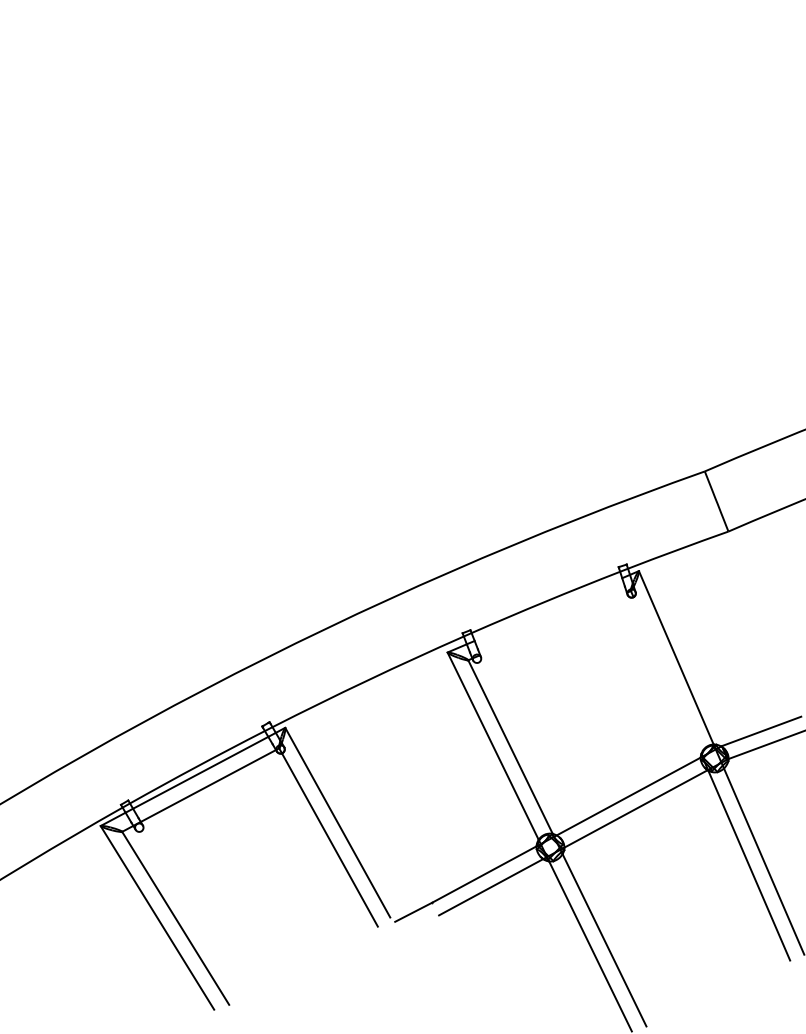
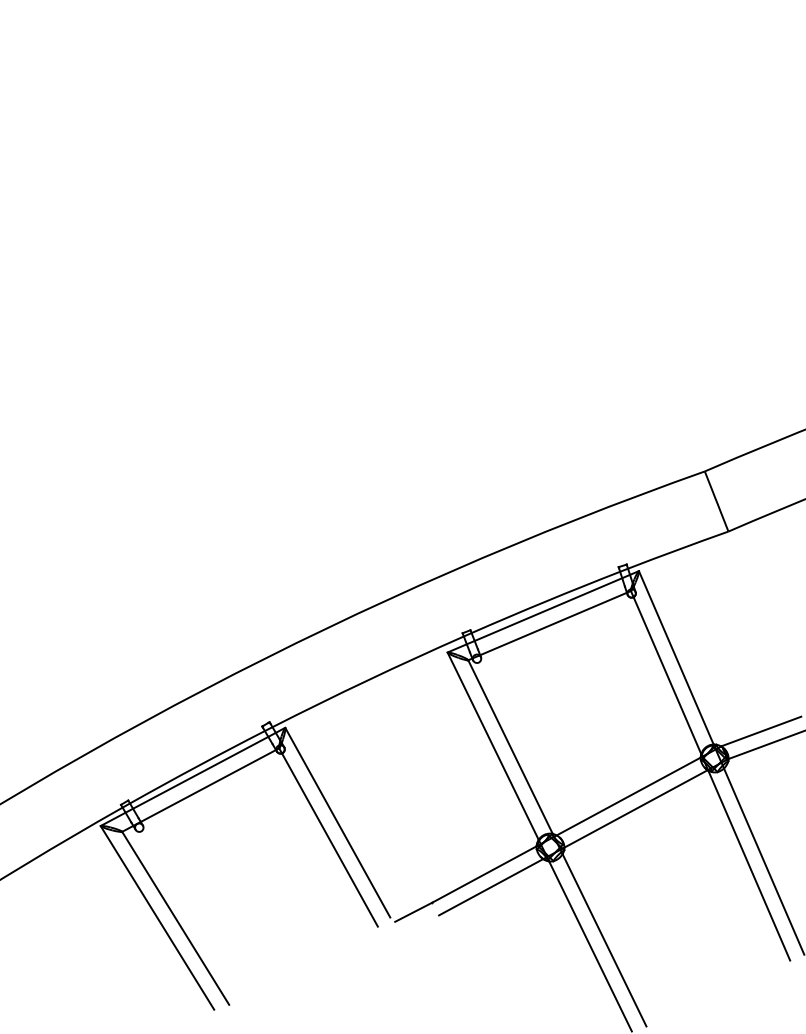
line: none -> present (548, 609)
line: none -> present (553, 623)
line: none -> present (667, 675)
